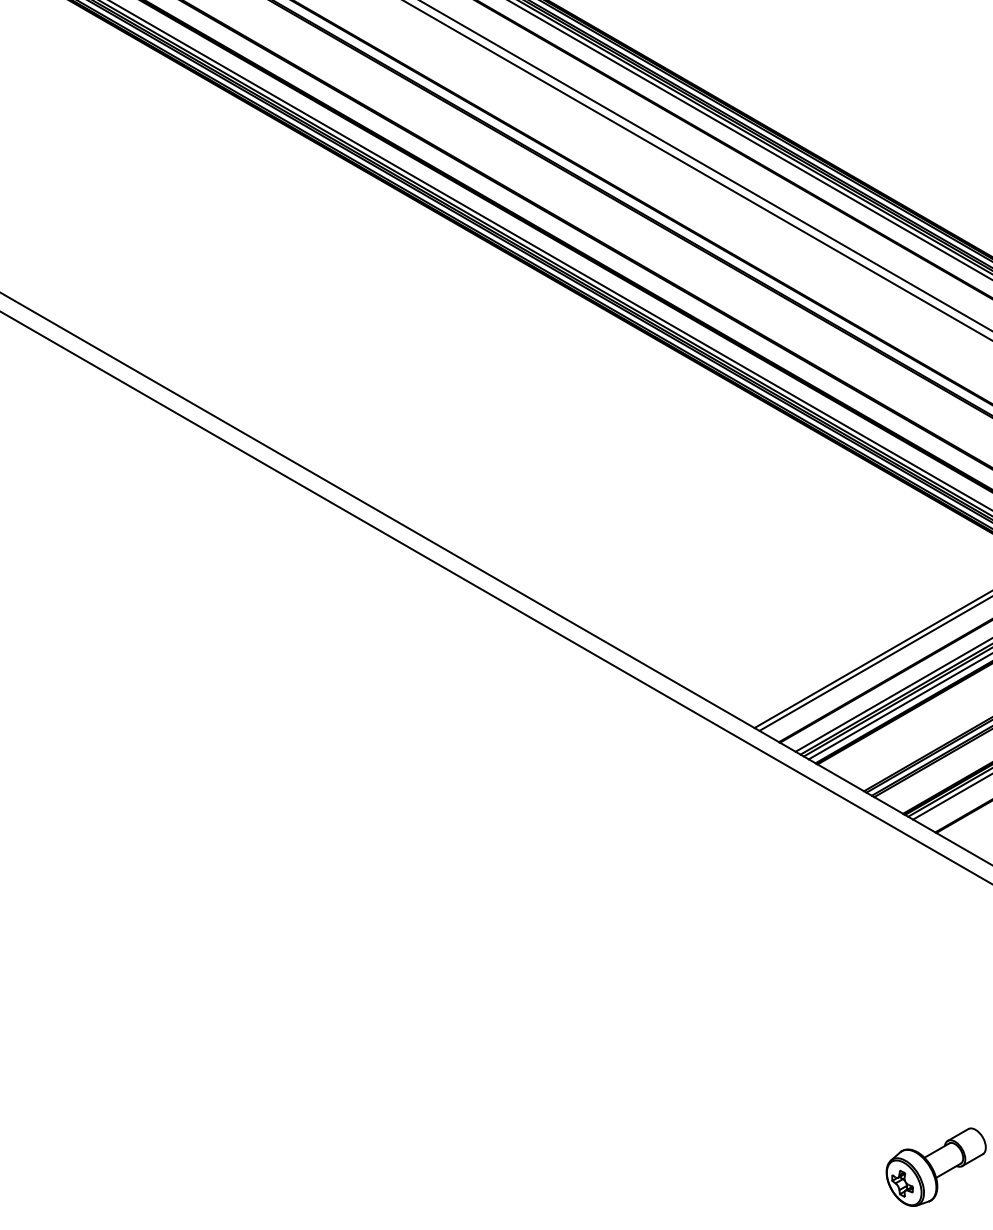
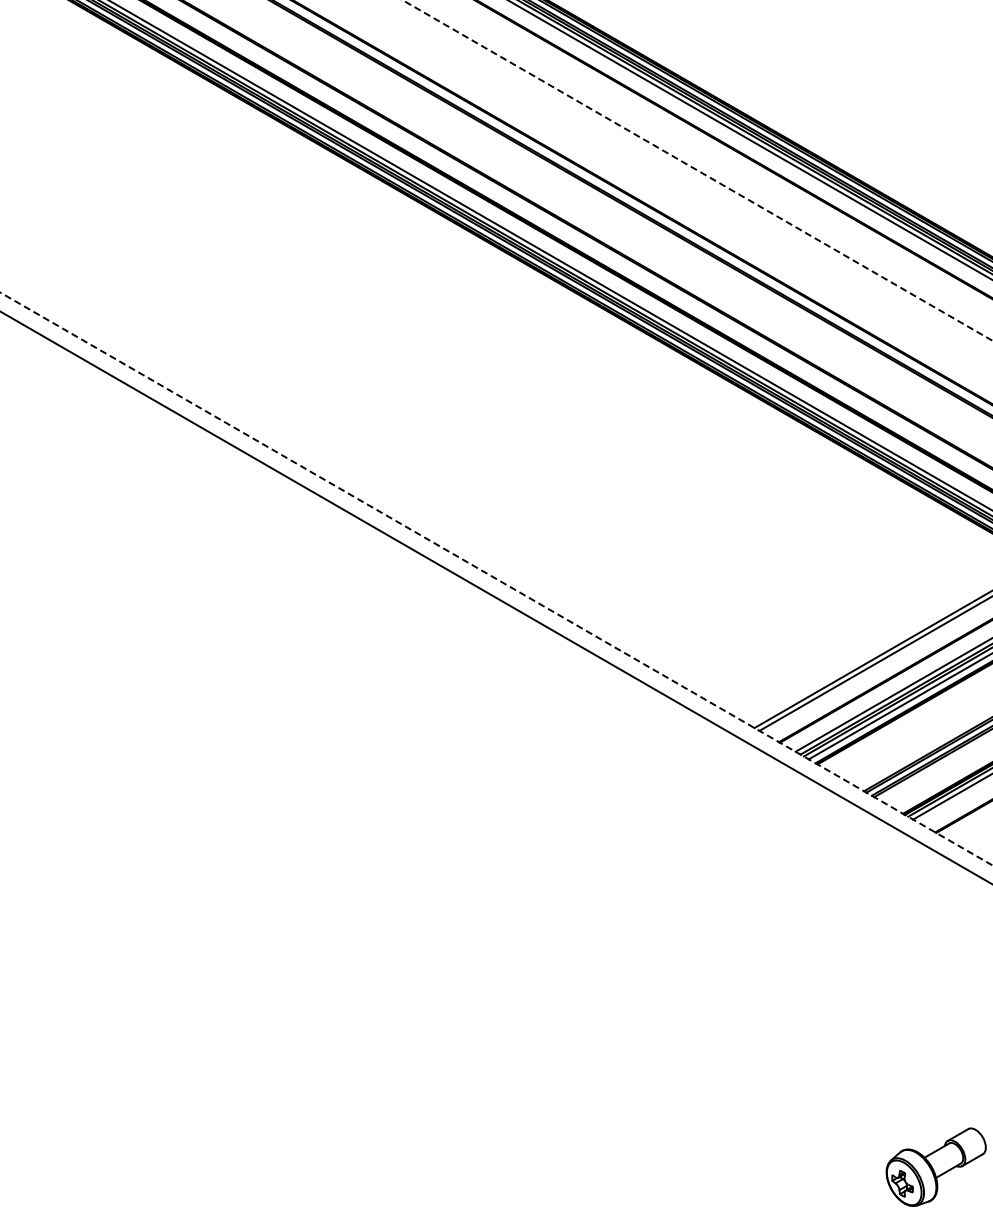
line: present -> none (705, 165)
line: solid -> dashed (697, 170)
line: solid -> dashed (496, 579)
